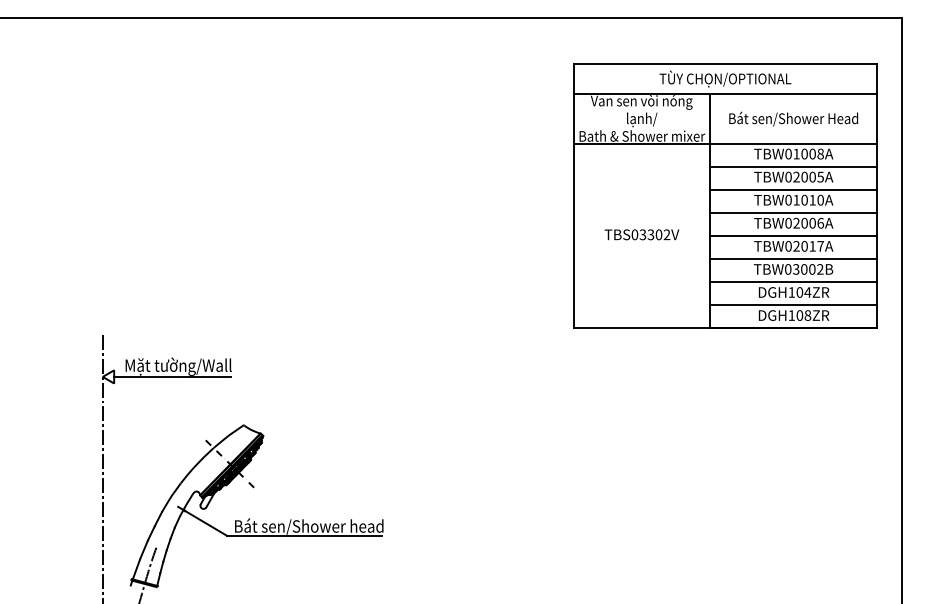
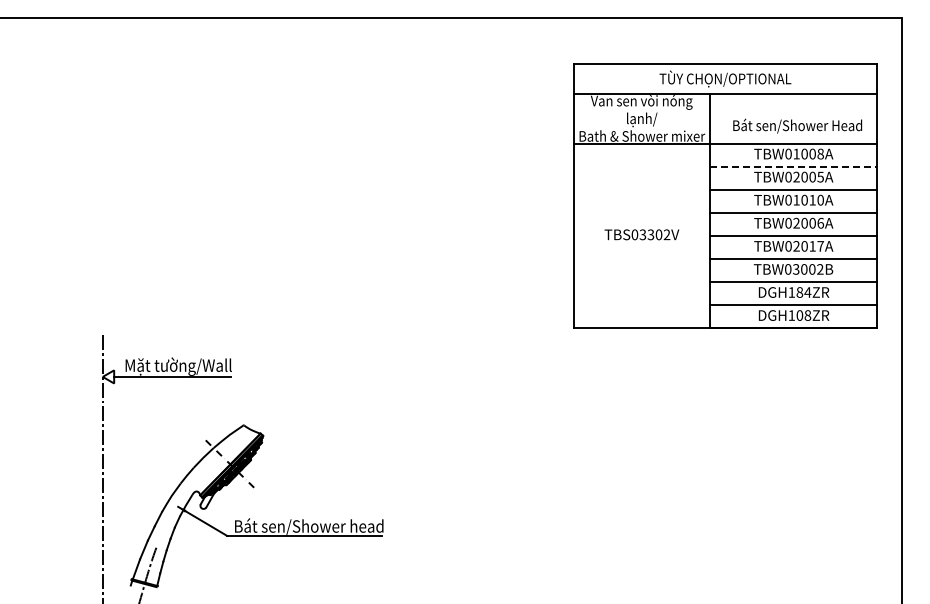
text position: (793, 118) -> (797, 125) (797, 125)
line: solid -> dashed (793, 167)
text: DGH104ZR -> DGH184ZR (799, 292)
